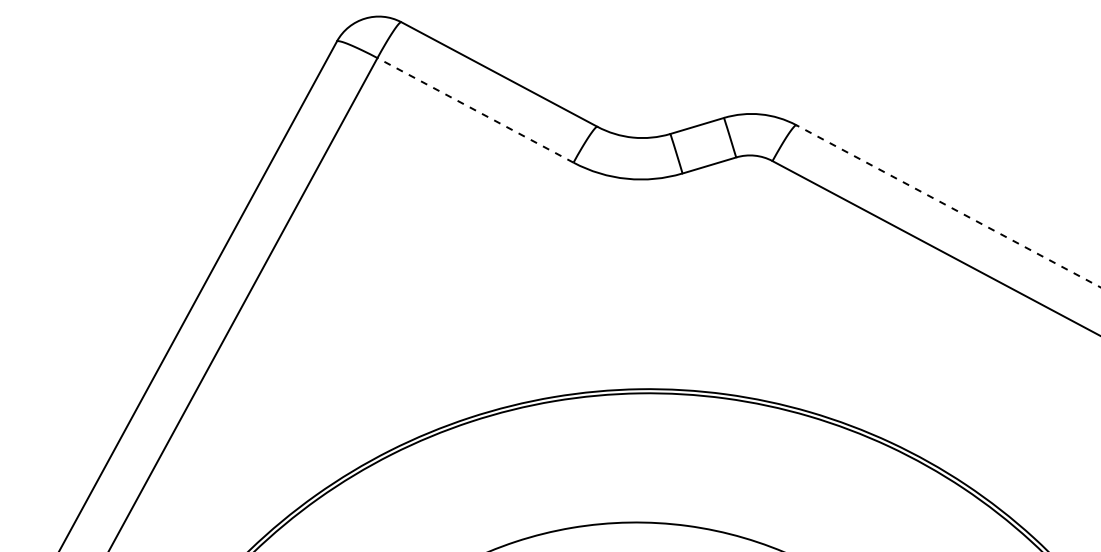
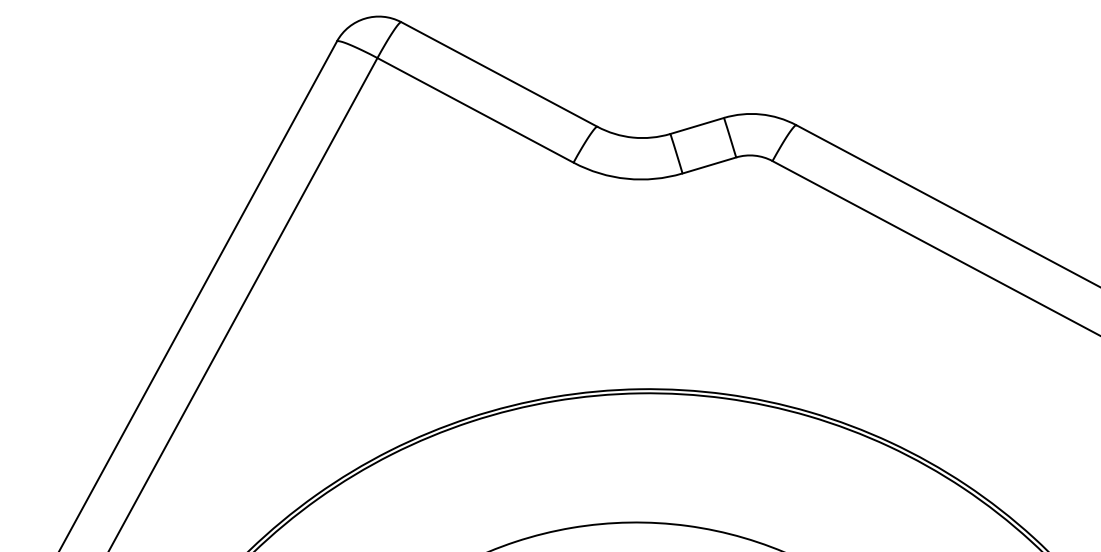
line: dashed -> solid (475, 110)
line: dashed -> solid (947, 206)
